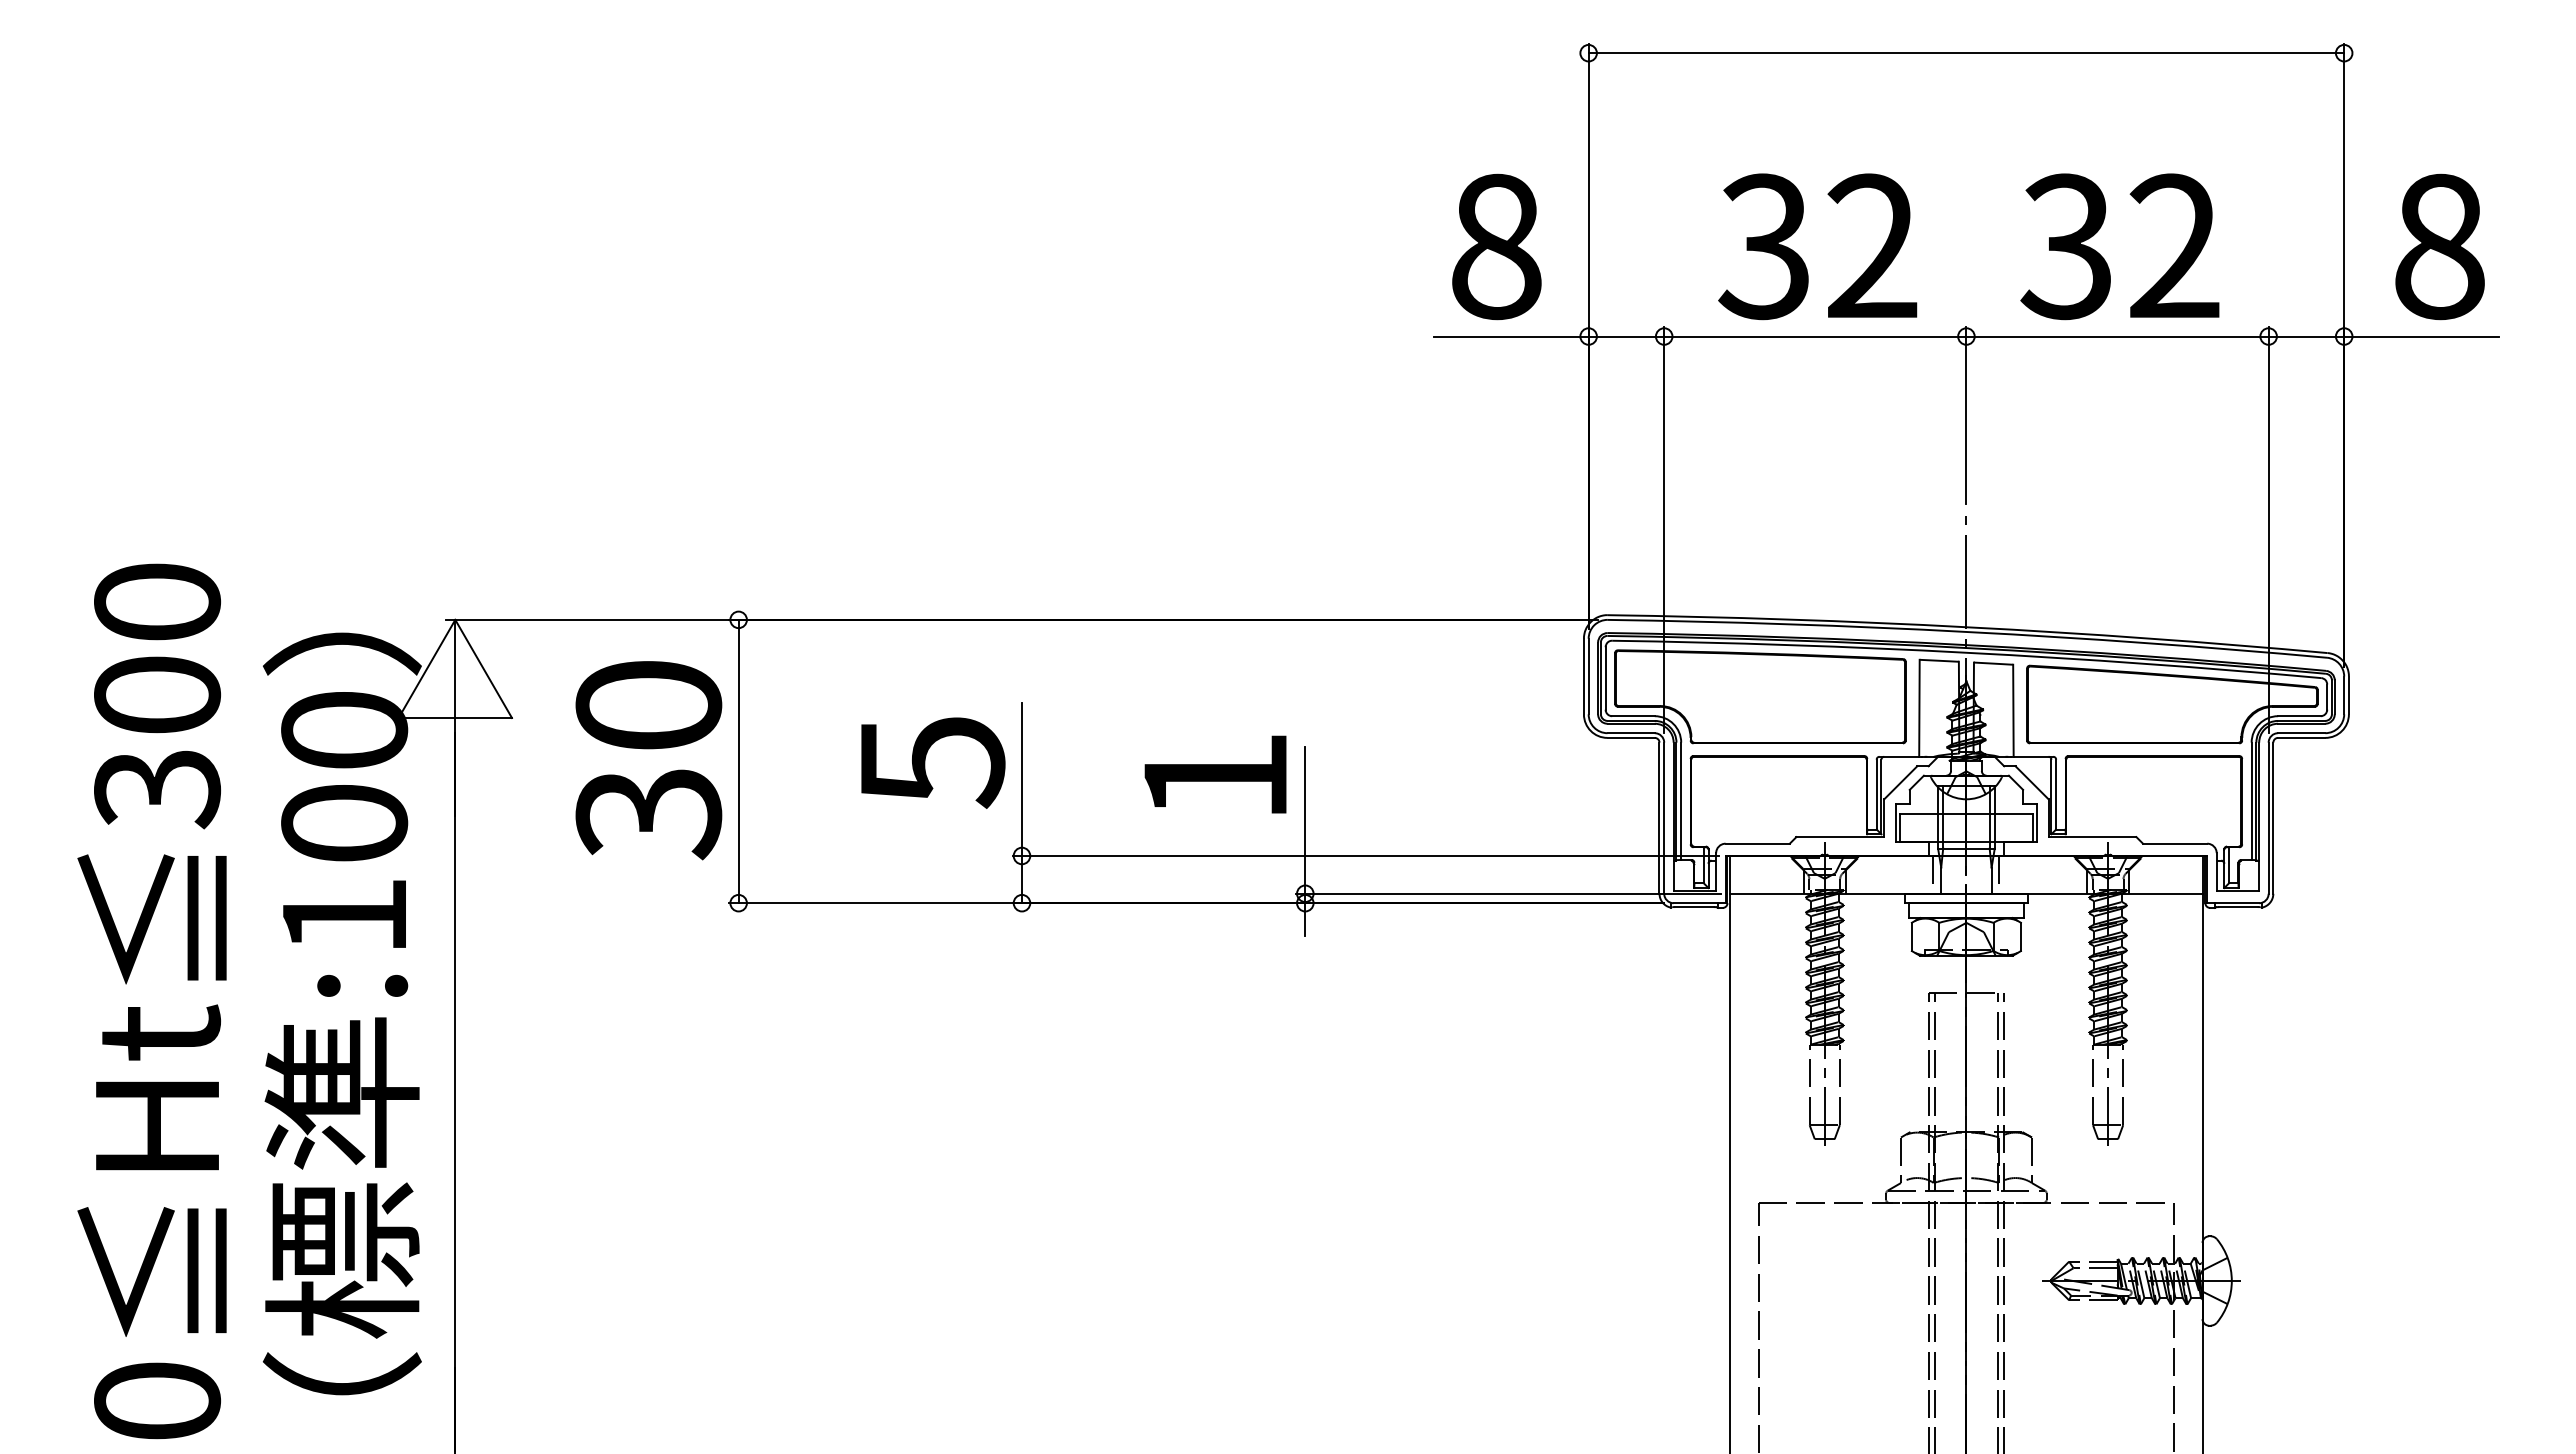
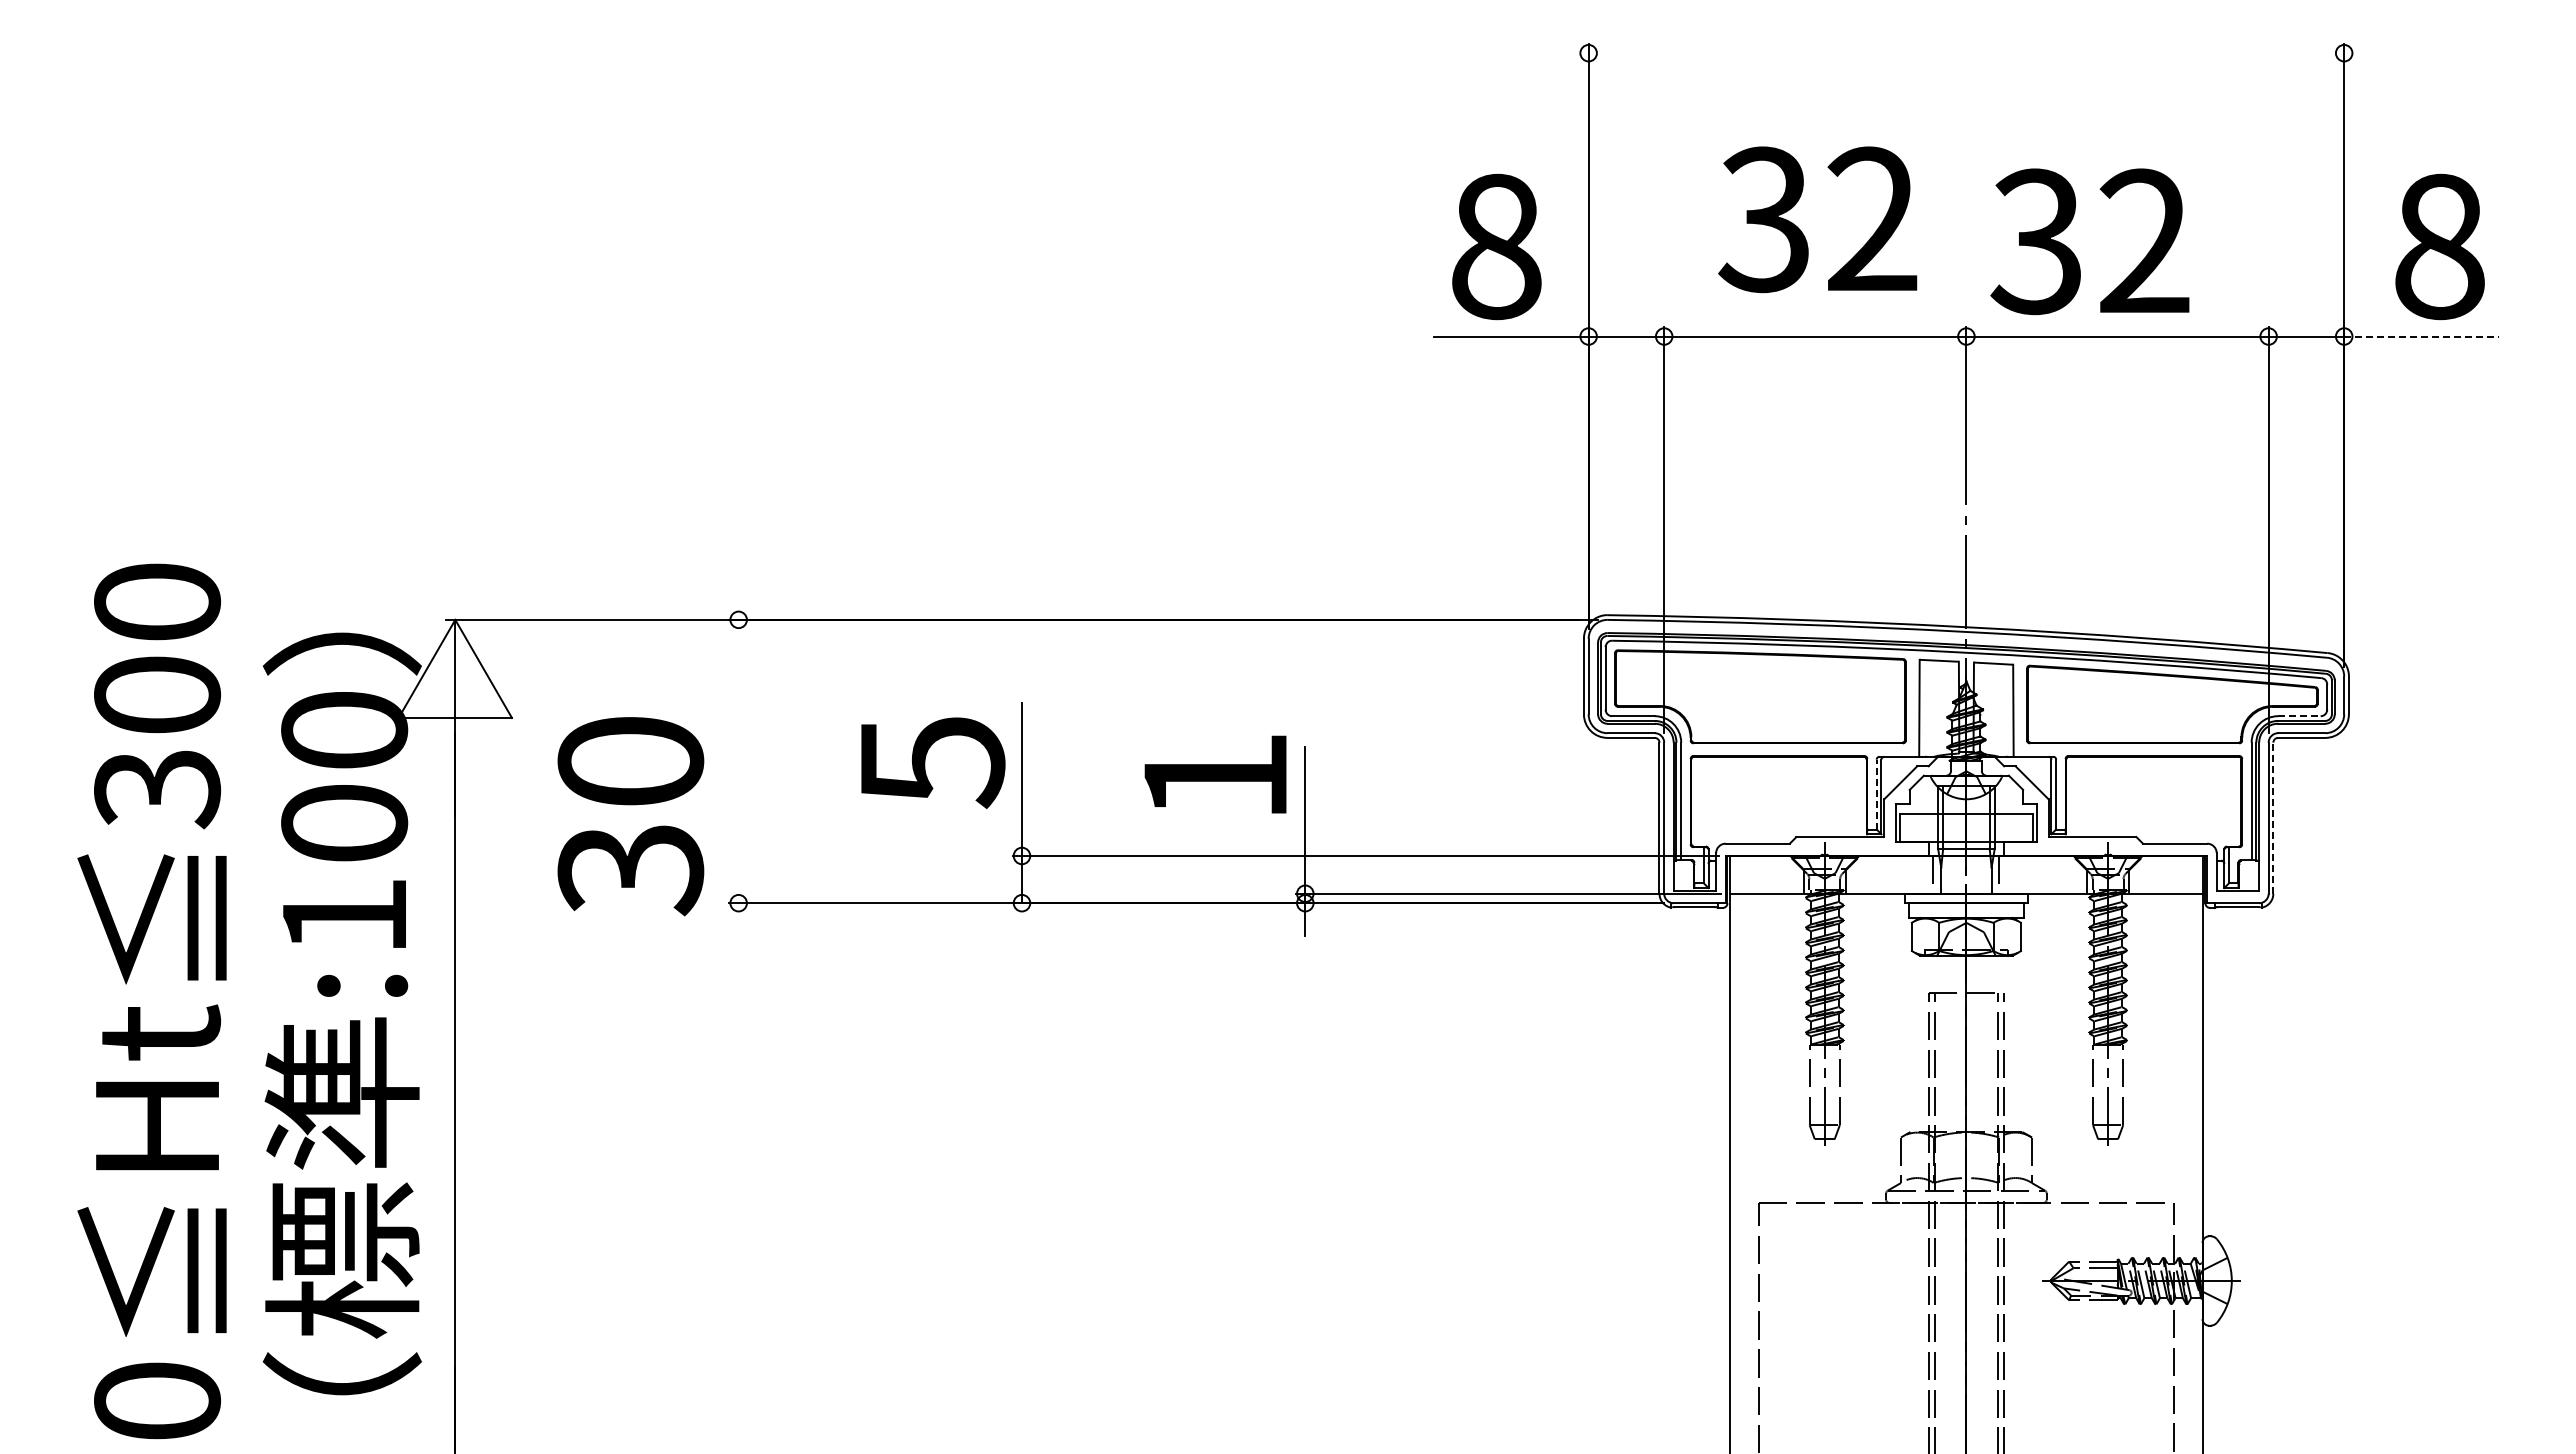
line: present -> none (1966, 53)
text position: (1817, 246) -> (1817, 219) (1817, 219)
text position: (2119, 246) -> (2089, 241) (2089, 241)
line: solid -> dashed (2421, 336)
line: solid -> dashed (2299, 716)
text position: (648, 760) -> (630, 816) (630, 816)
line: present -> none (738, 761)
line: solid -> dashed (1876, 794)
line: solid -> dashed (2273, 818)
